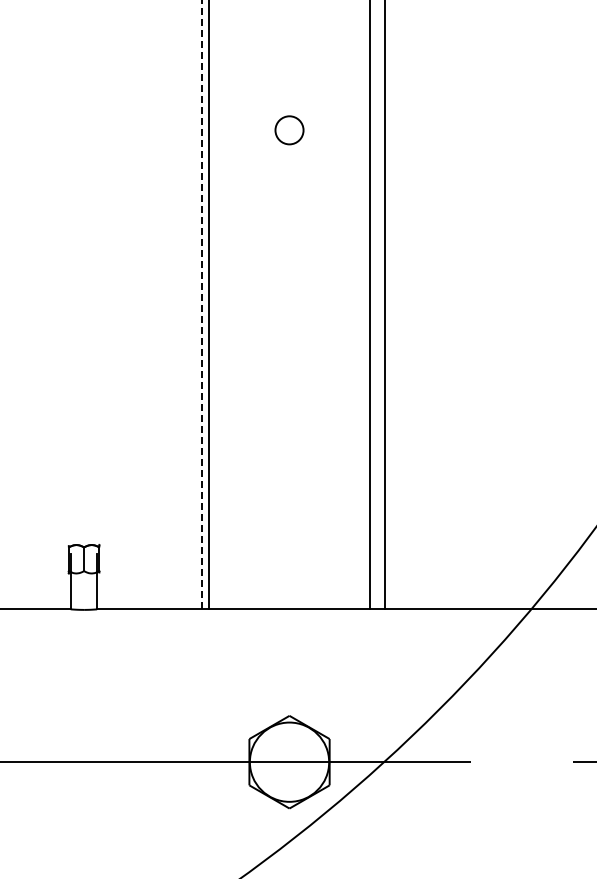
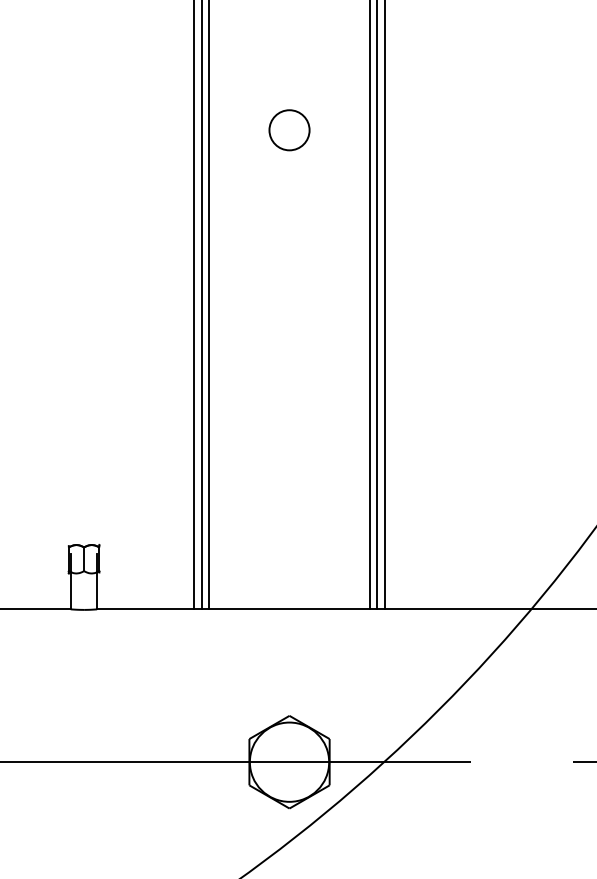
circle size: 31x31 px -> 43x43 px (289, 130)
line: dashed -> solid (201, 304)
line: none -> present (193, 305)
line: none -> present (377, 305)
